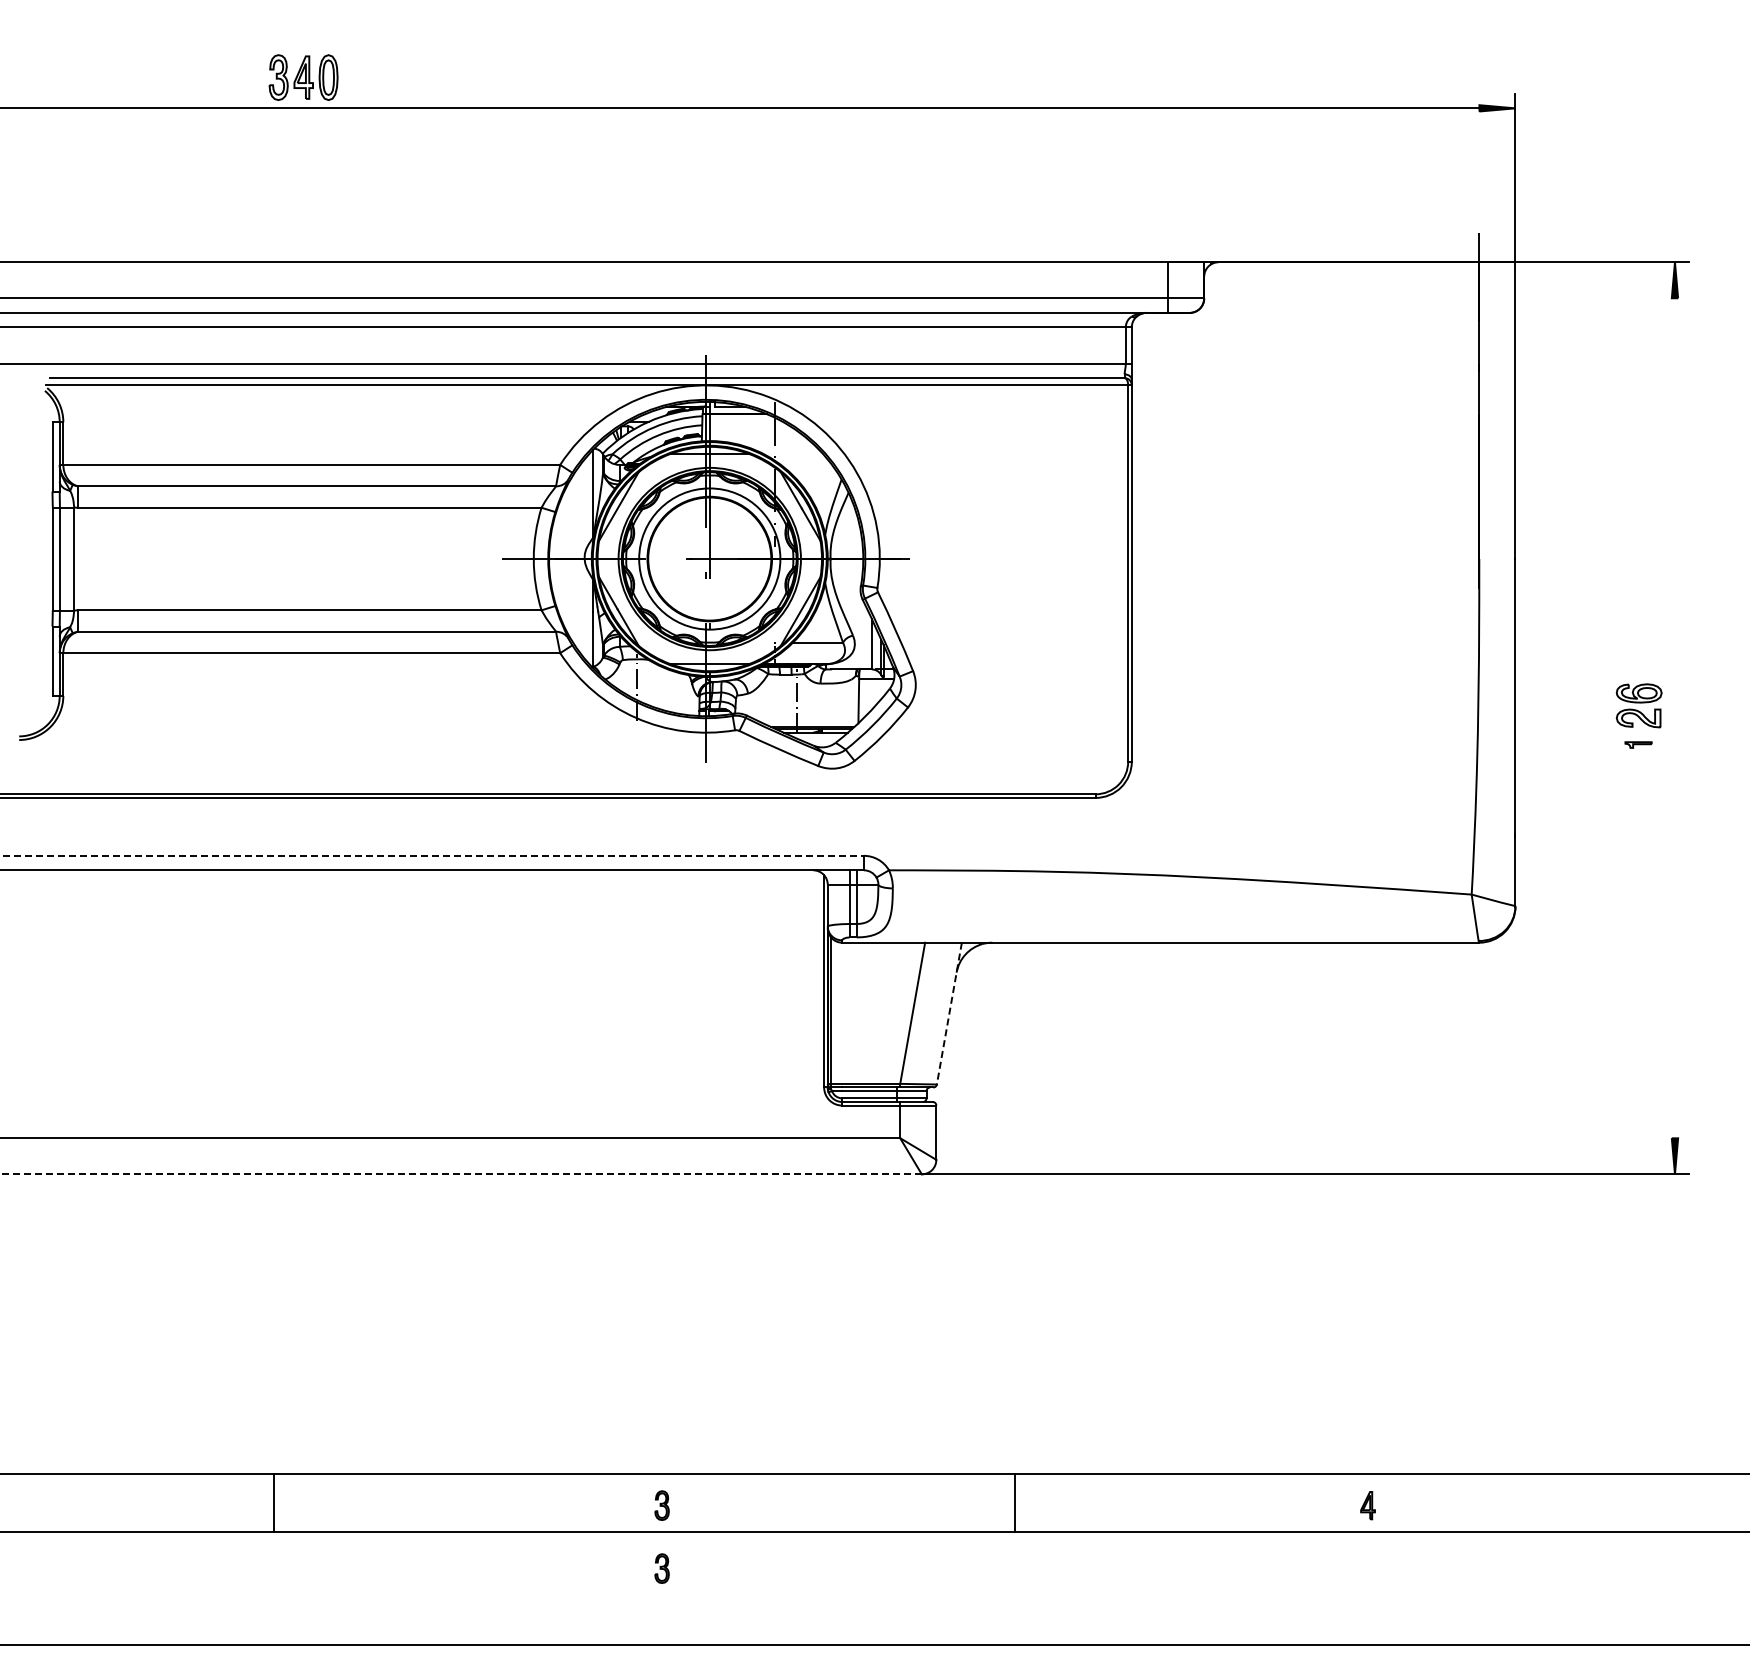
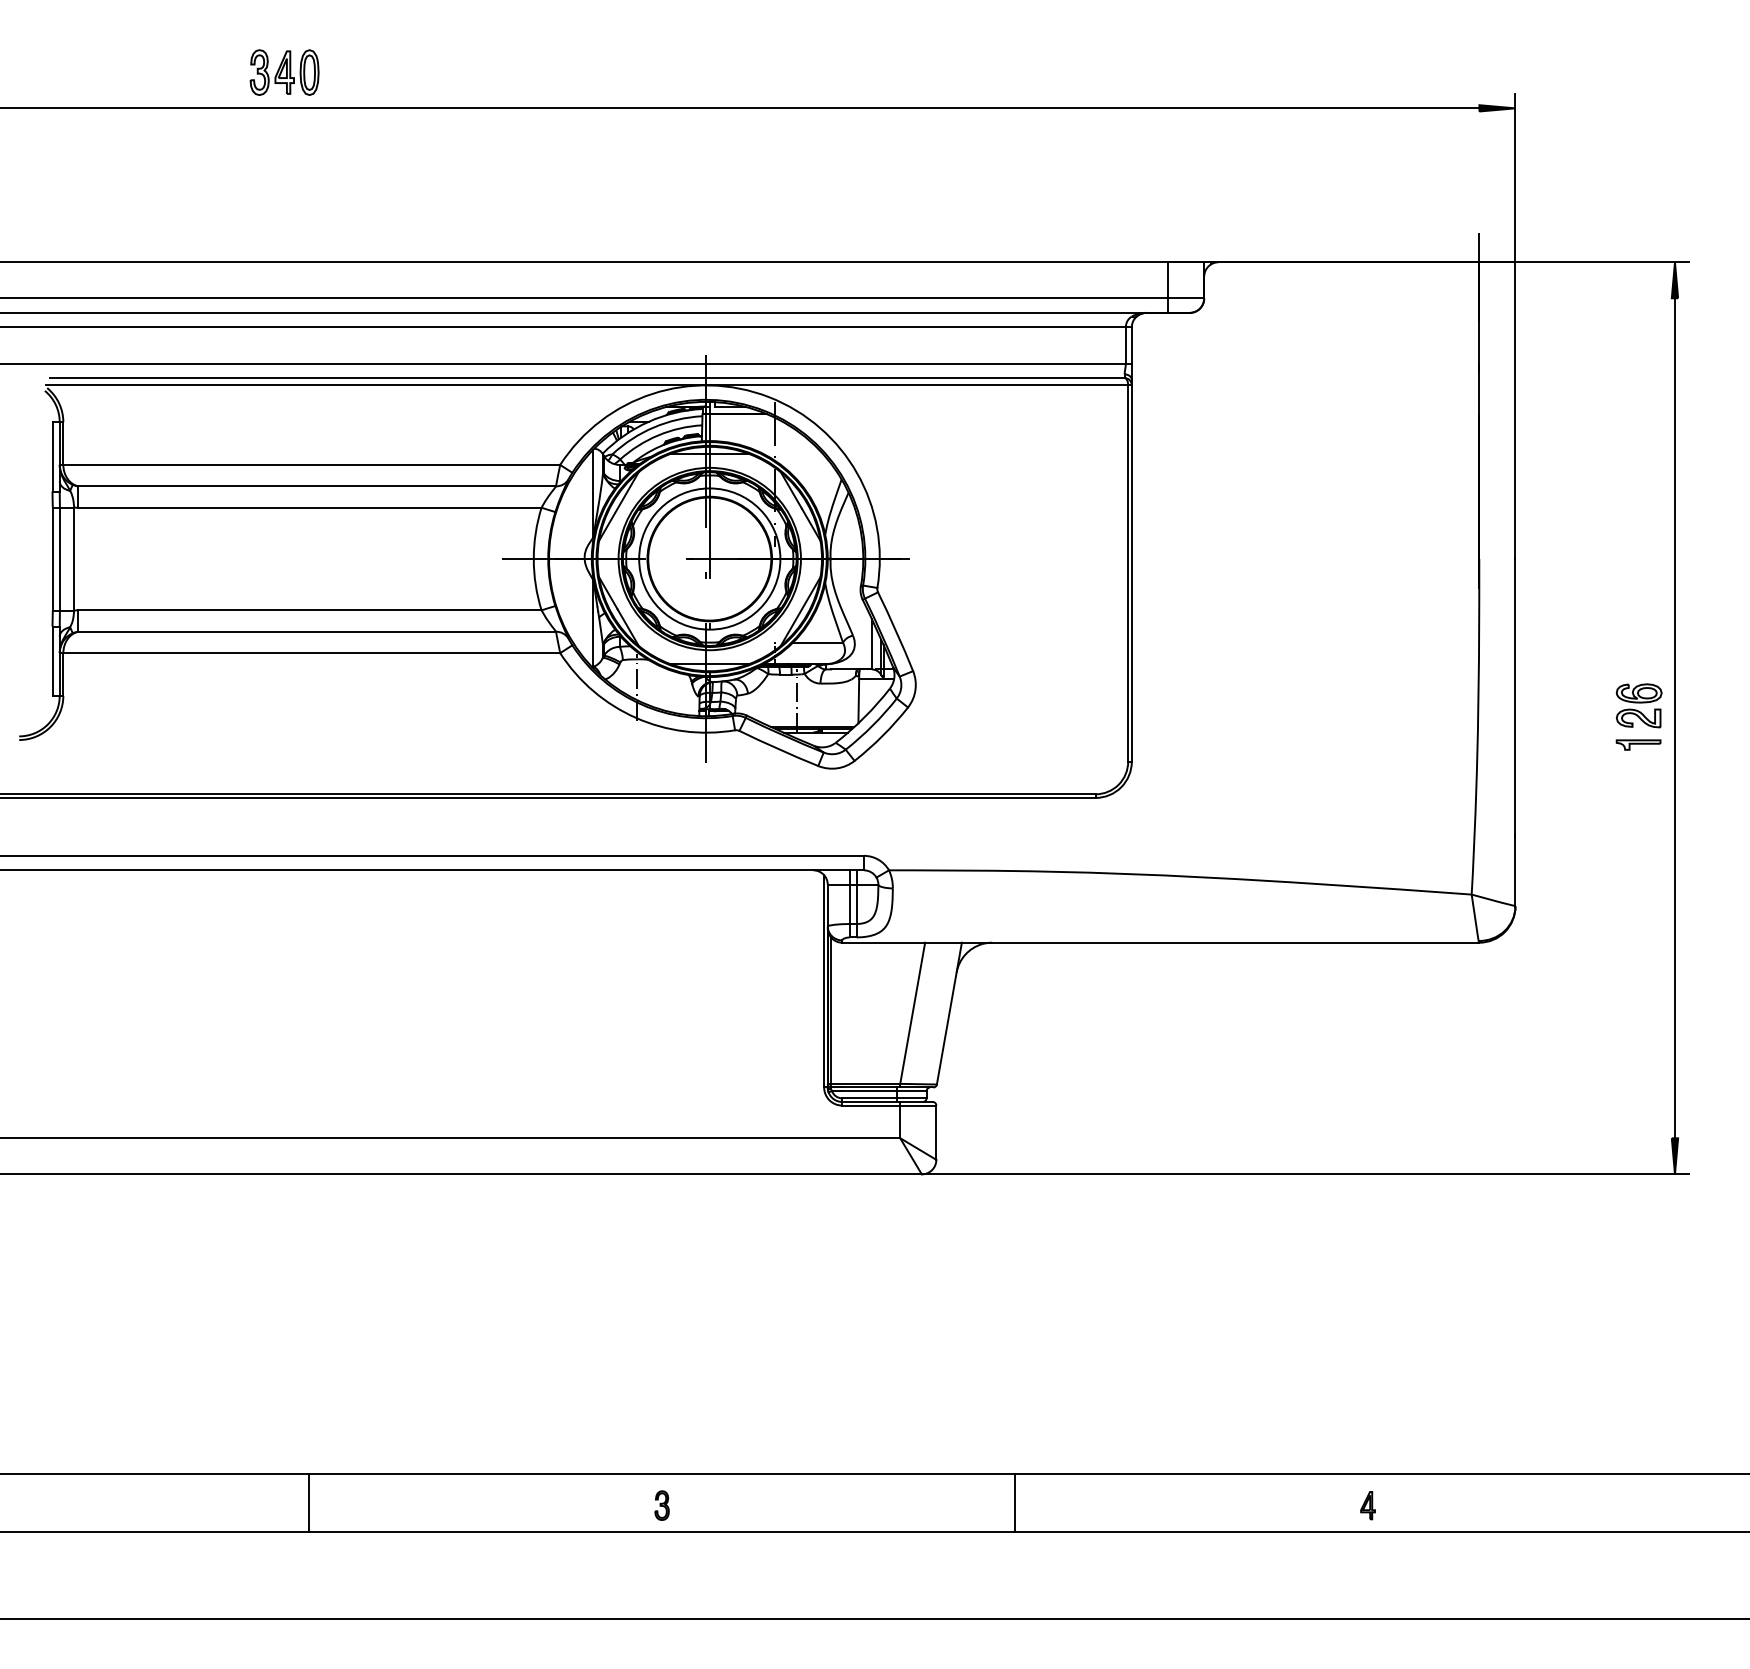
part position: (303, 77) -> (284, 72) (284, 72)
line: none -> present (1674, 718)
part size: 29x8 px -> 47x12 px (1638, 744)
line: dashed -> solid (432, 855)
line: dashed -> solid (949, 1013)
line: dashed -> solid (460, 1174)
line position: (273, 1502) -> (308, 1502) (308, 1502)
part: present -> none (661, 1568)
line position: (874, 1644) -> (874, 1618) (874, 1618)
